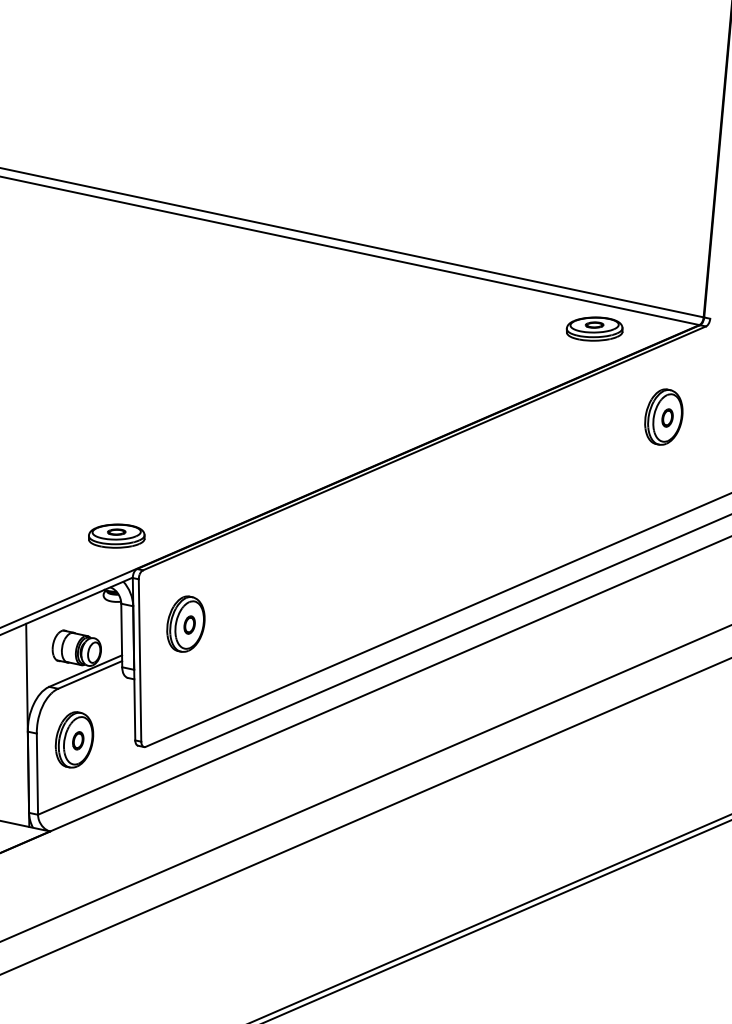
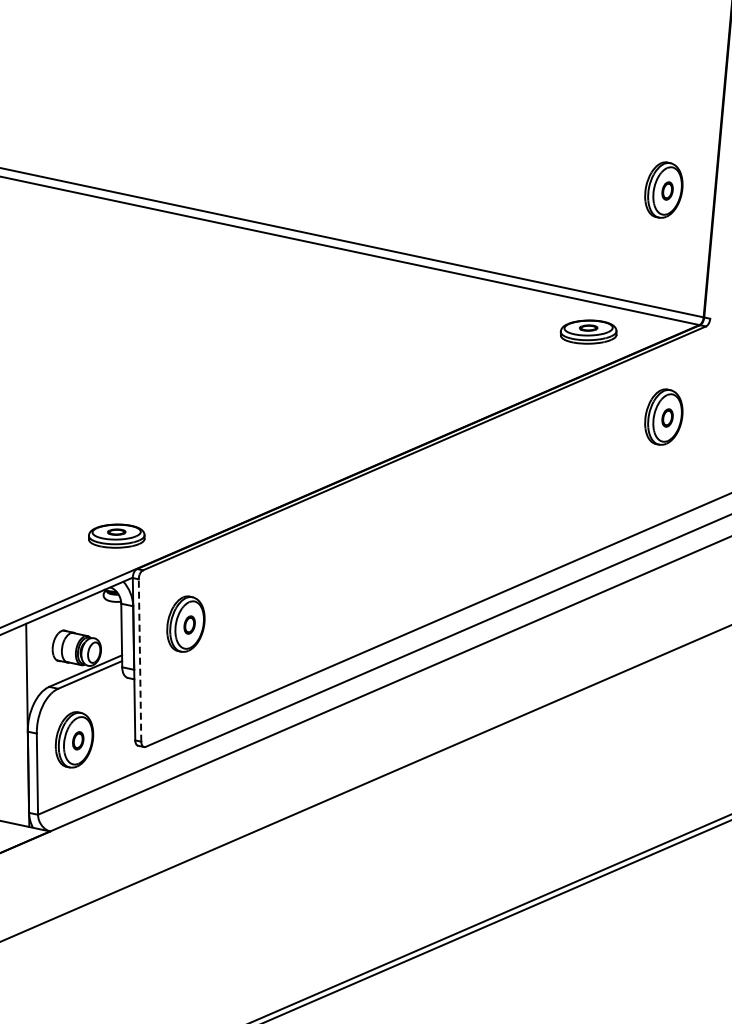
part: none -> present (663, 189)
part position: (594, 328) -> (588, 331) (588, 331)
line: solid -> dashed (140, 660)
line: present -> none (365, 816)
